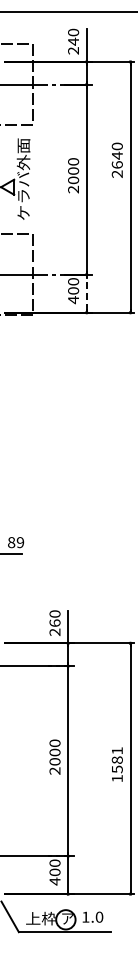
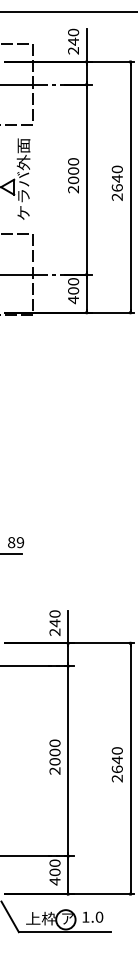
text position: (116, 159) -> (116, 182) (116, 182)
line: dashed -> solid (86, 293)
text: 260 -> 240 (54, 623)
text: 1581 -> 2640 (116, 764)
